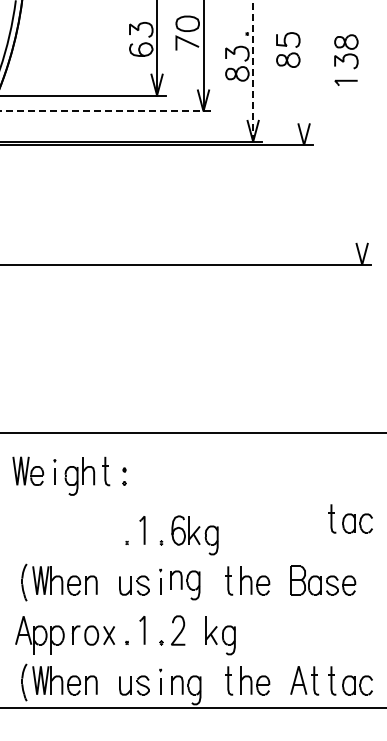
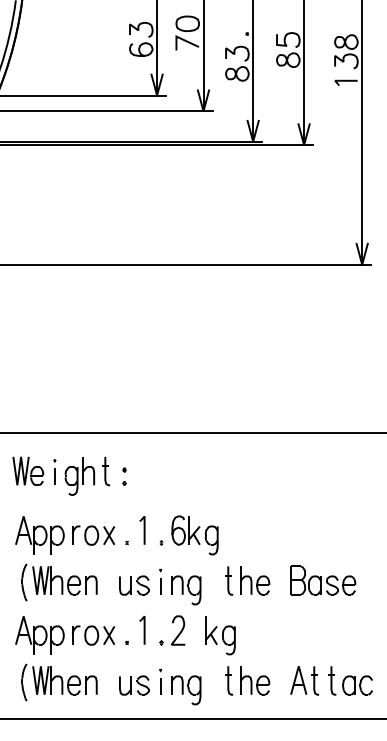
line: dashed -> solid (253, 70)
line: none -> present (304, 73)
line: dashed -> solid (106, 111)
line: none -> present (362, 133)
part: present -> none (350, 518)
part: none -> present (65, 535)
part position: (185, 585) -> (186, 590) (186, 590)
line position: (192, 707) -> (192, 718) (192, 718)
